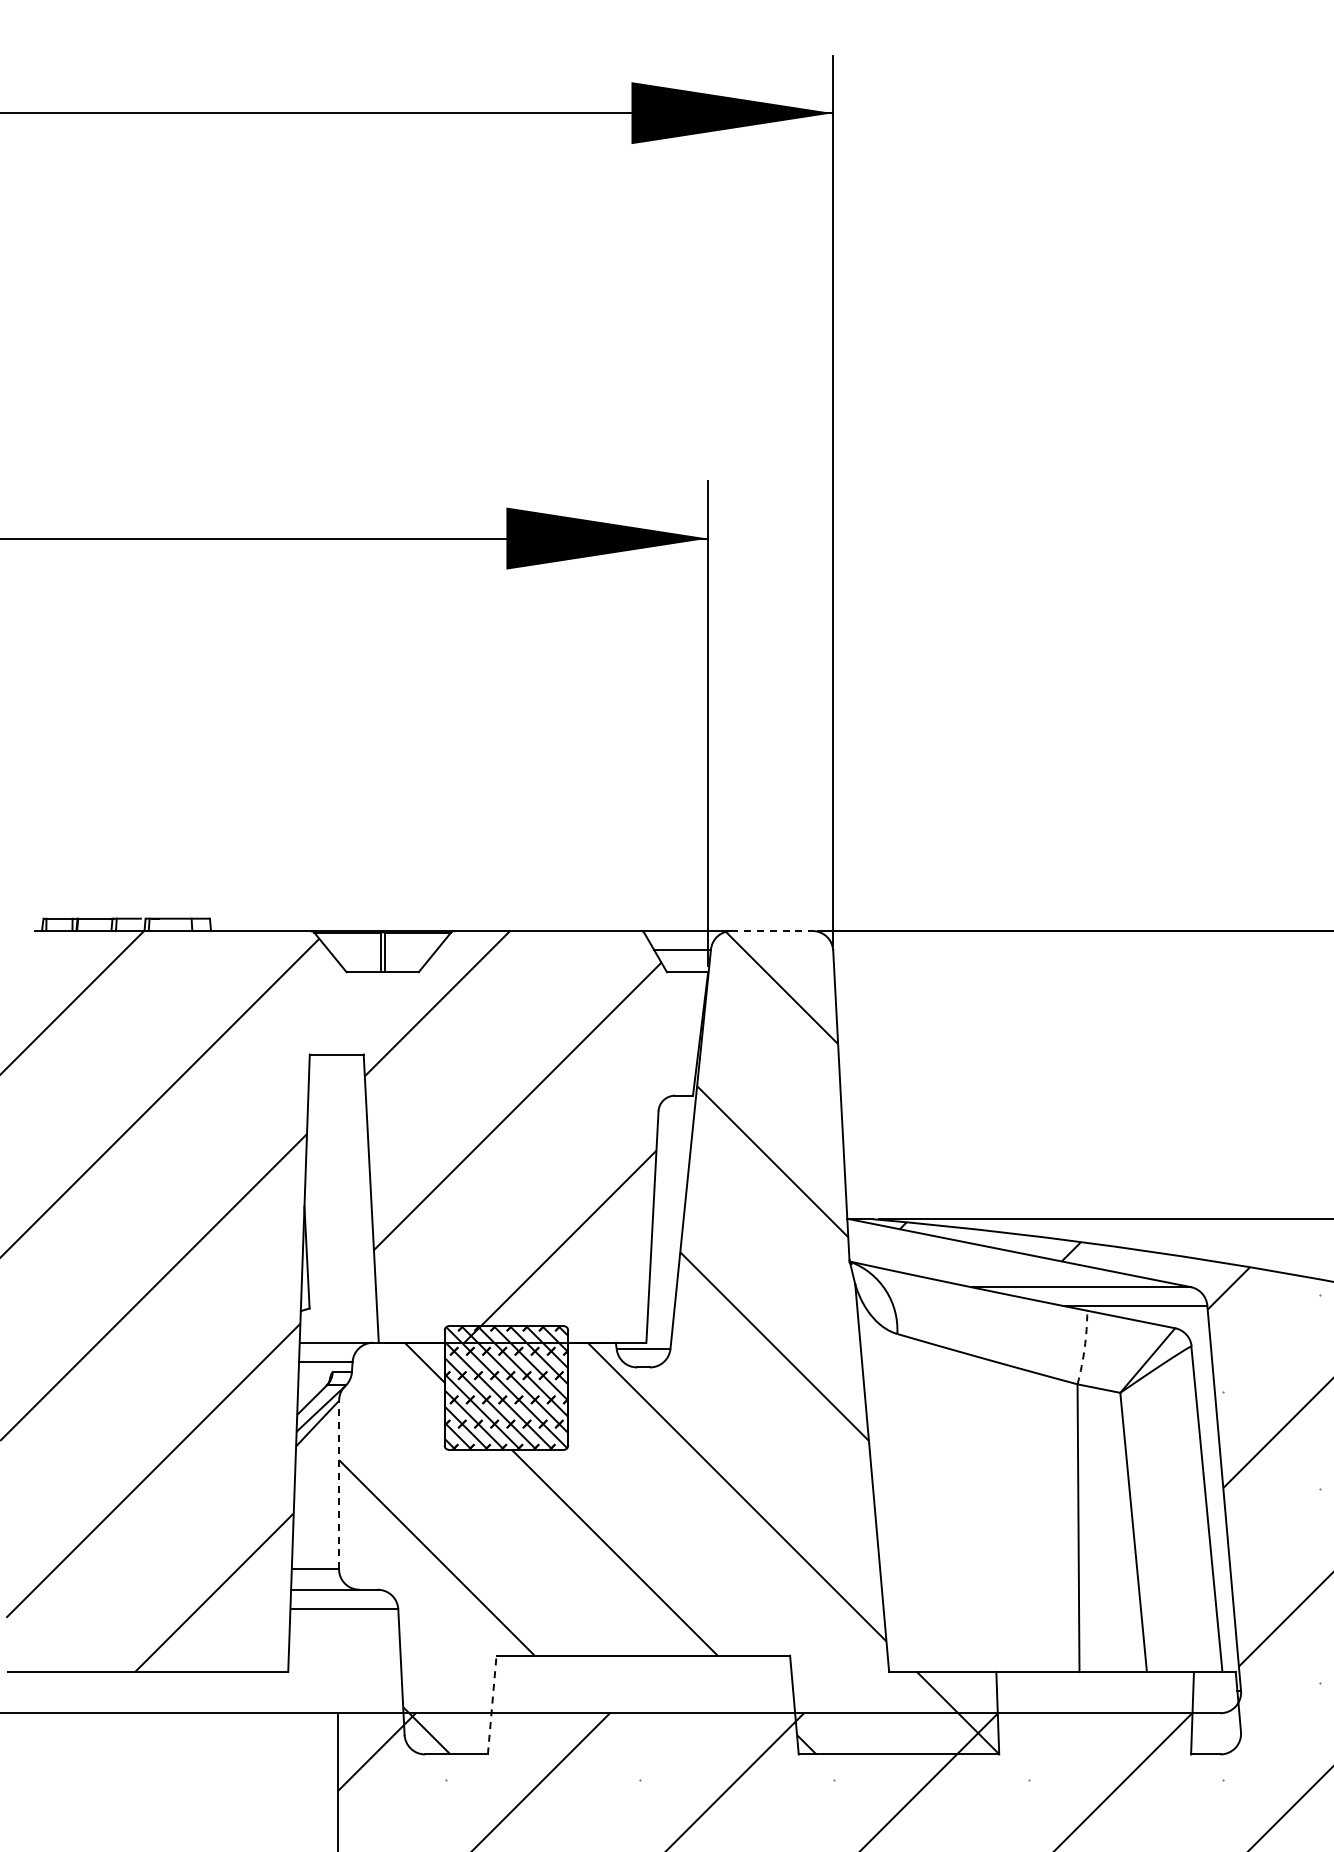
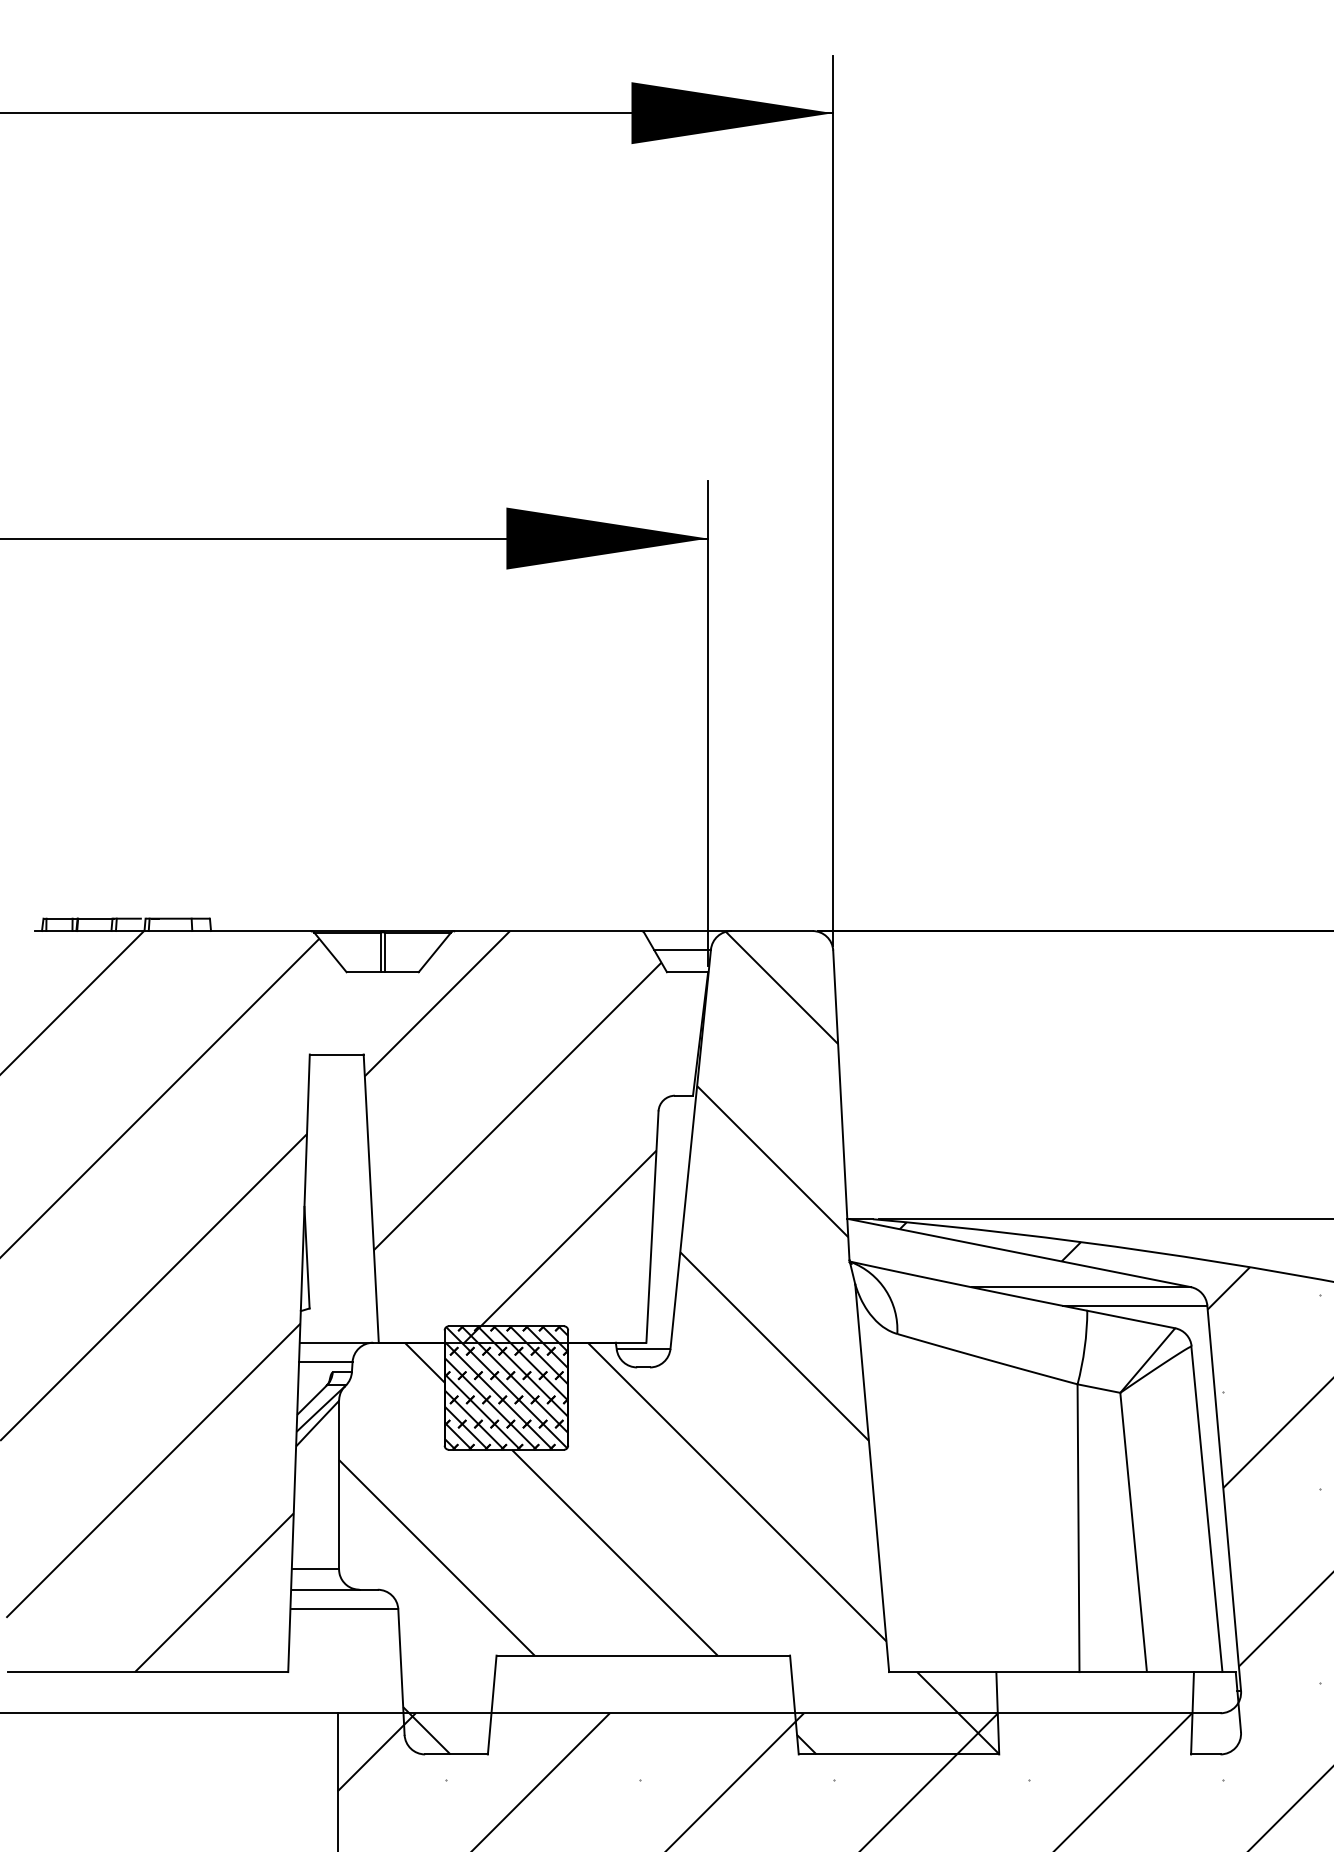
line: dashed -> solid (772, 931)
arc: dashed -> solid (1084, 1347)
line: dashed -> solid (339, 1484)
line: dashed -> solid (492, 1705)
